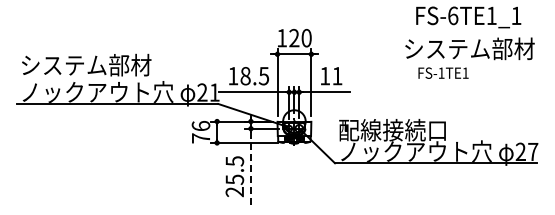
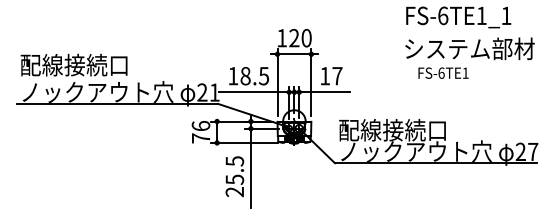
text position: (468, 17) -> (458, 17) (458, 17)
text: システム部材 -> 配線接続口 (85, 64)
text: FS-1TE1 -> FS-6TE1 (441, 72)
text: 11 -> 17 (337, 76)
line: dashed -> solid (250, 170)
